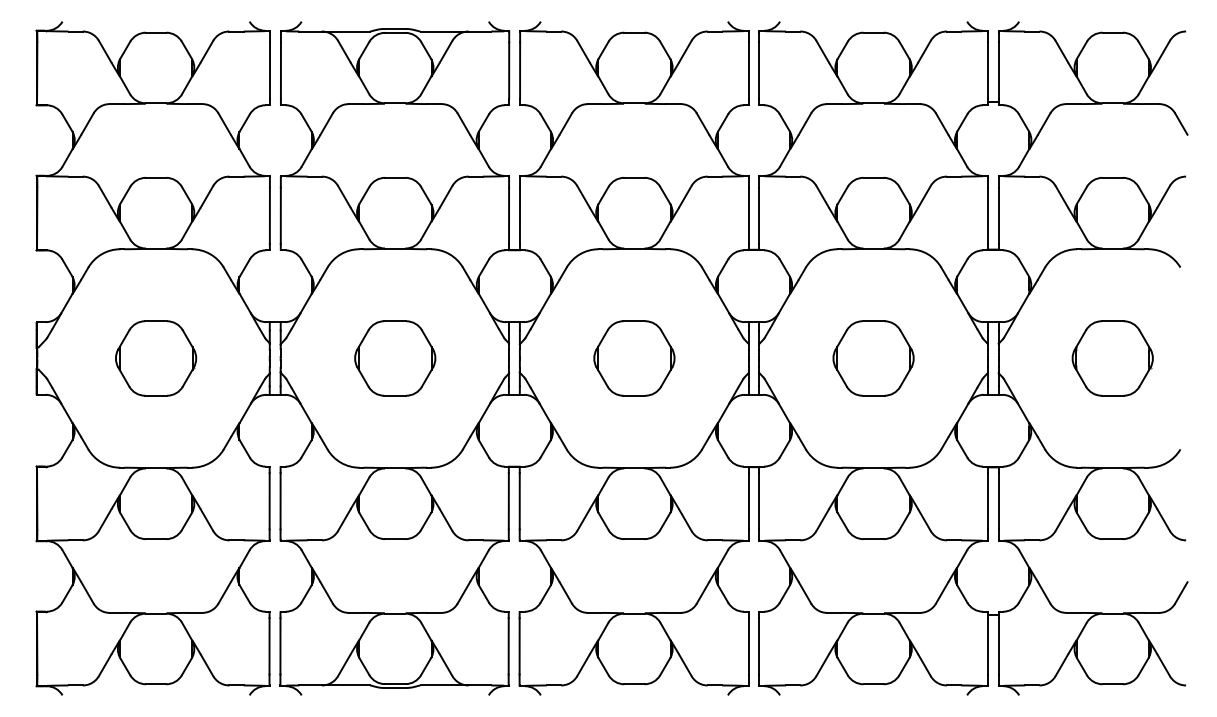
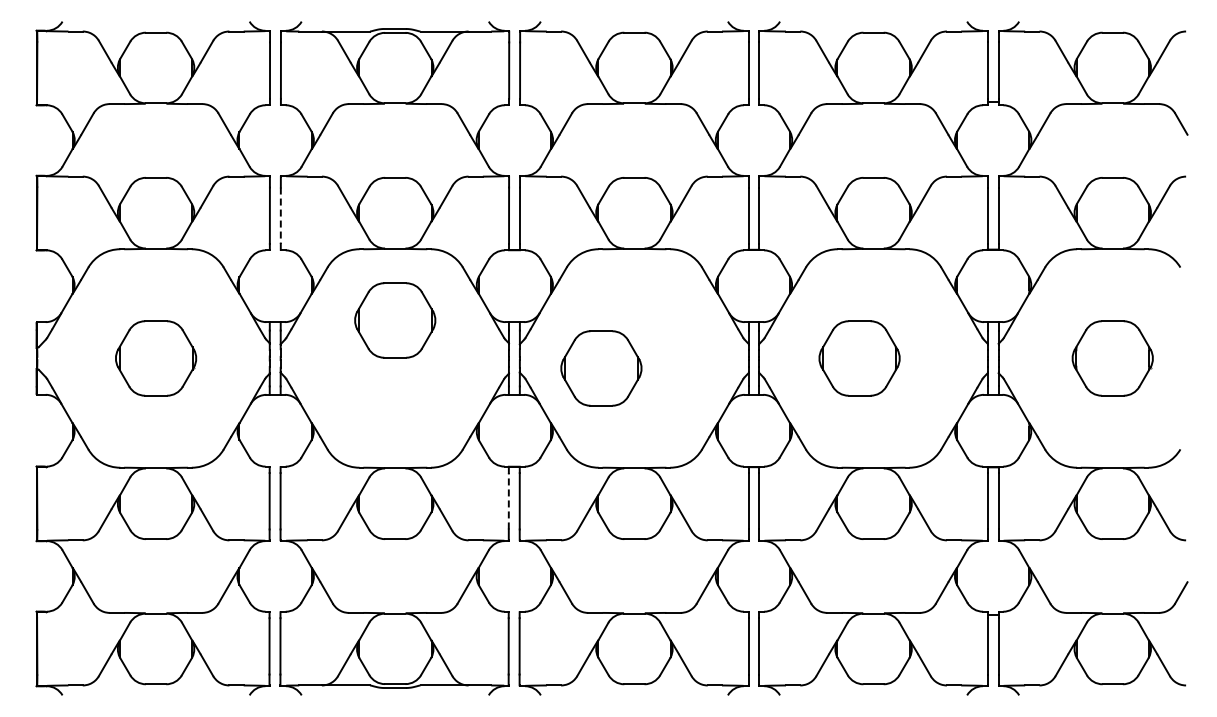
line: solid -> dashed (280, 216)
part position: (395, 358) -> (395, 320) (395, 320)
part position: (634, 358) -> (601, 368) (601, 368)
part position: (873, 358) -> (859, 358) (859, 358)
line: solid -> dashed (508, 500)
